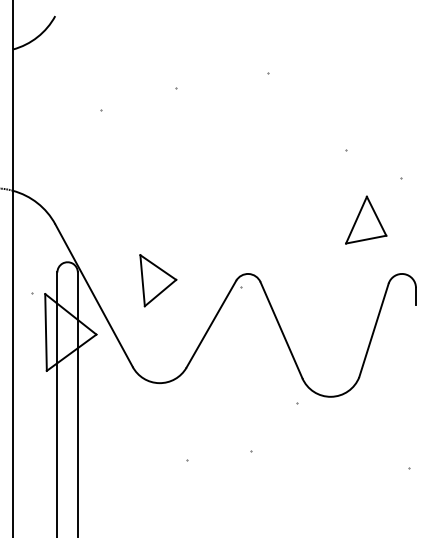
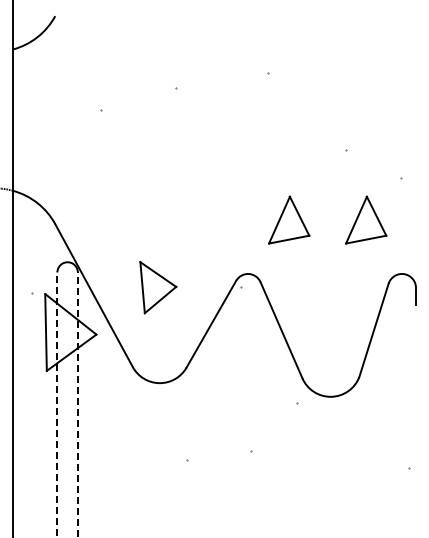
part: none -> present (289, 219)
part position: (158, 280) -> (158, 287) (158, 287)
line: solid -> dashed (57, 404)
line: solid -> dashed (77, 404)
